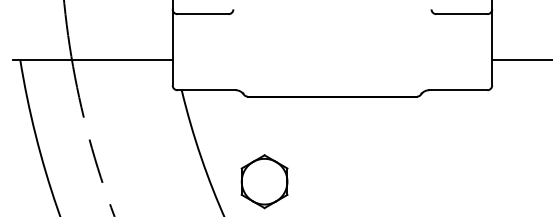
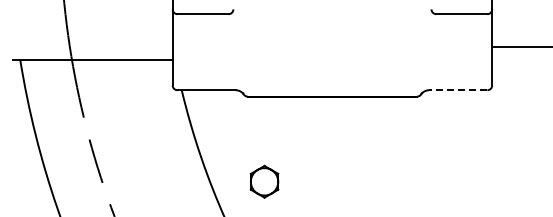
line position: (520, 59) -> (520, 46) (520, 46)
line: solid -> dashed (457, 90)
part size: 49x56 px -> 31x35 px (264, 181)
